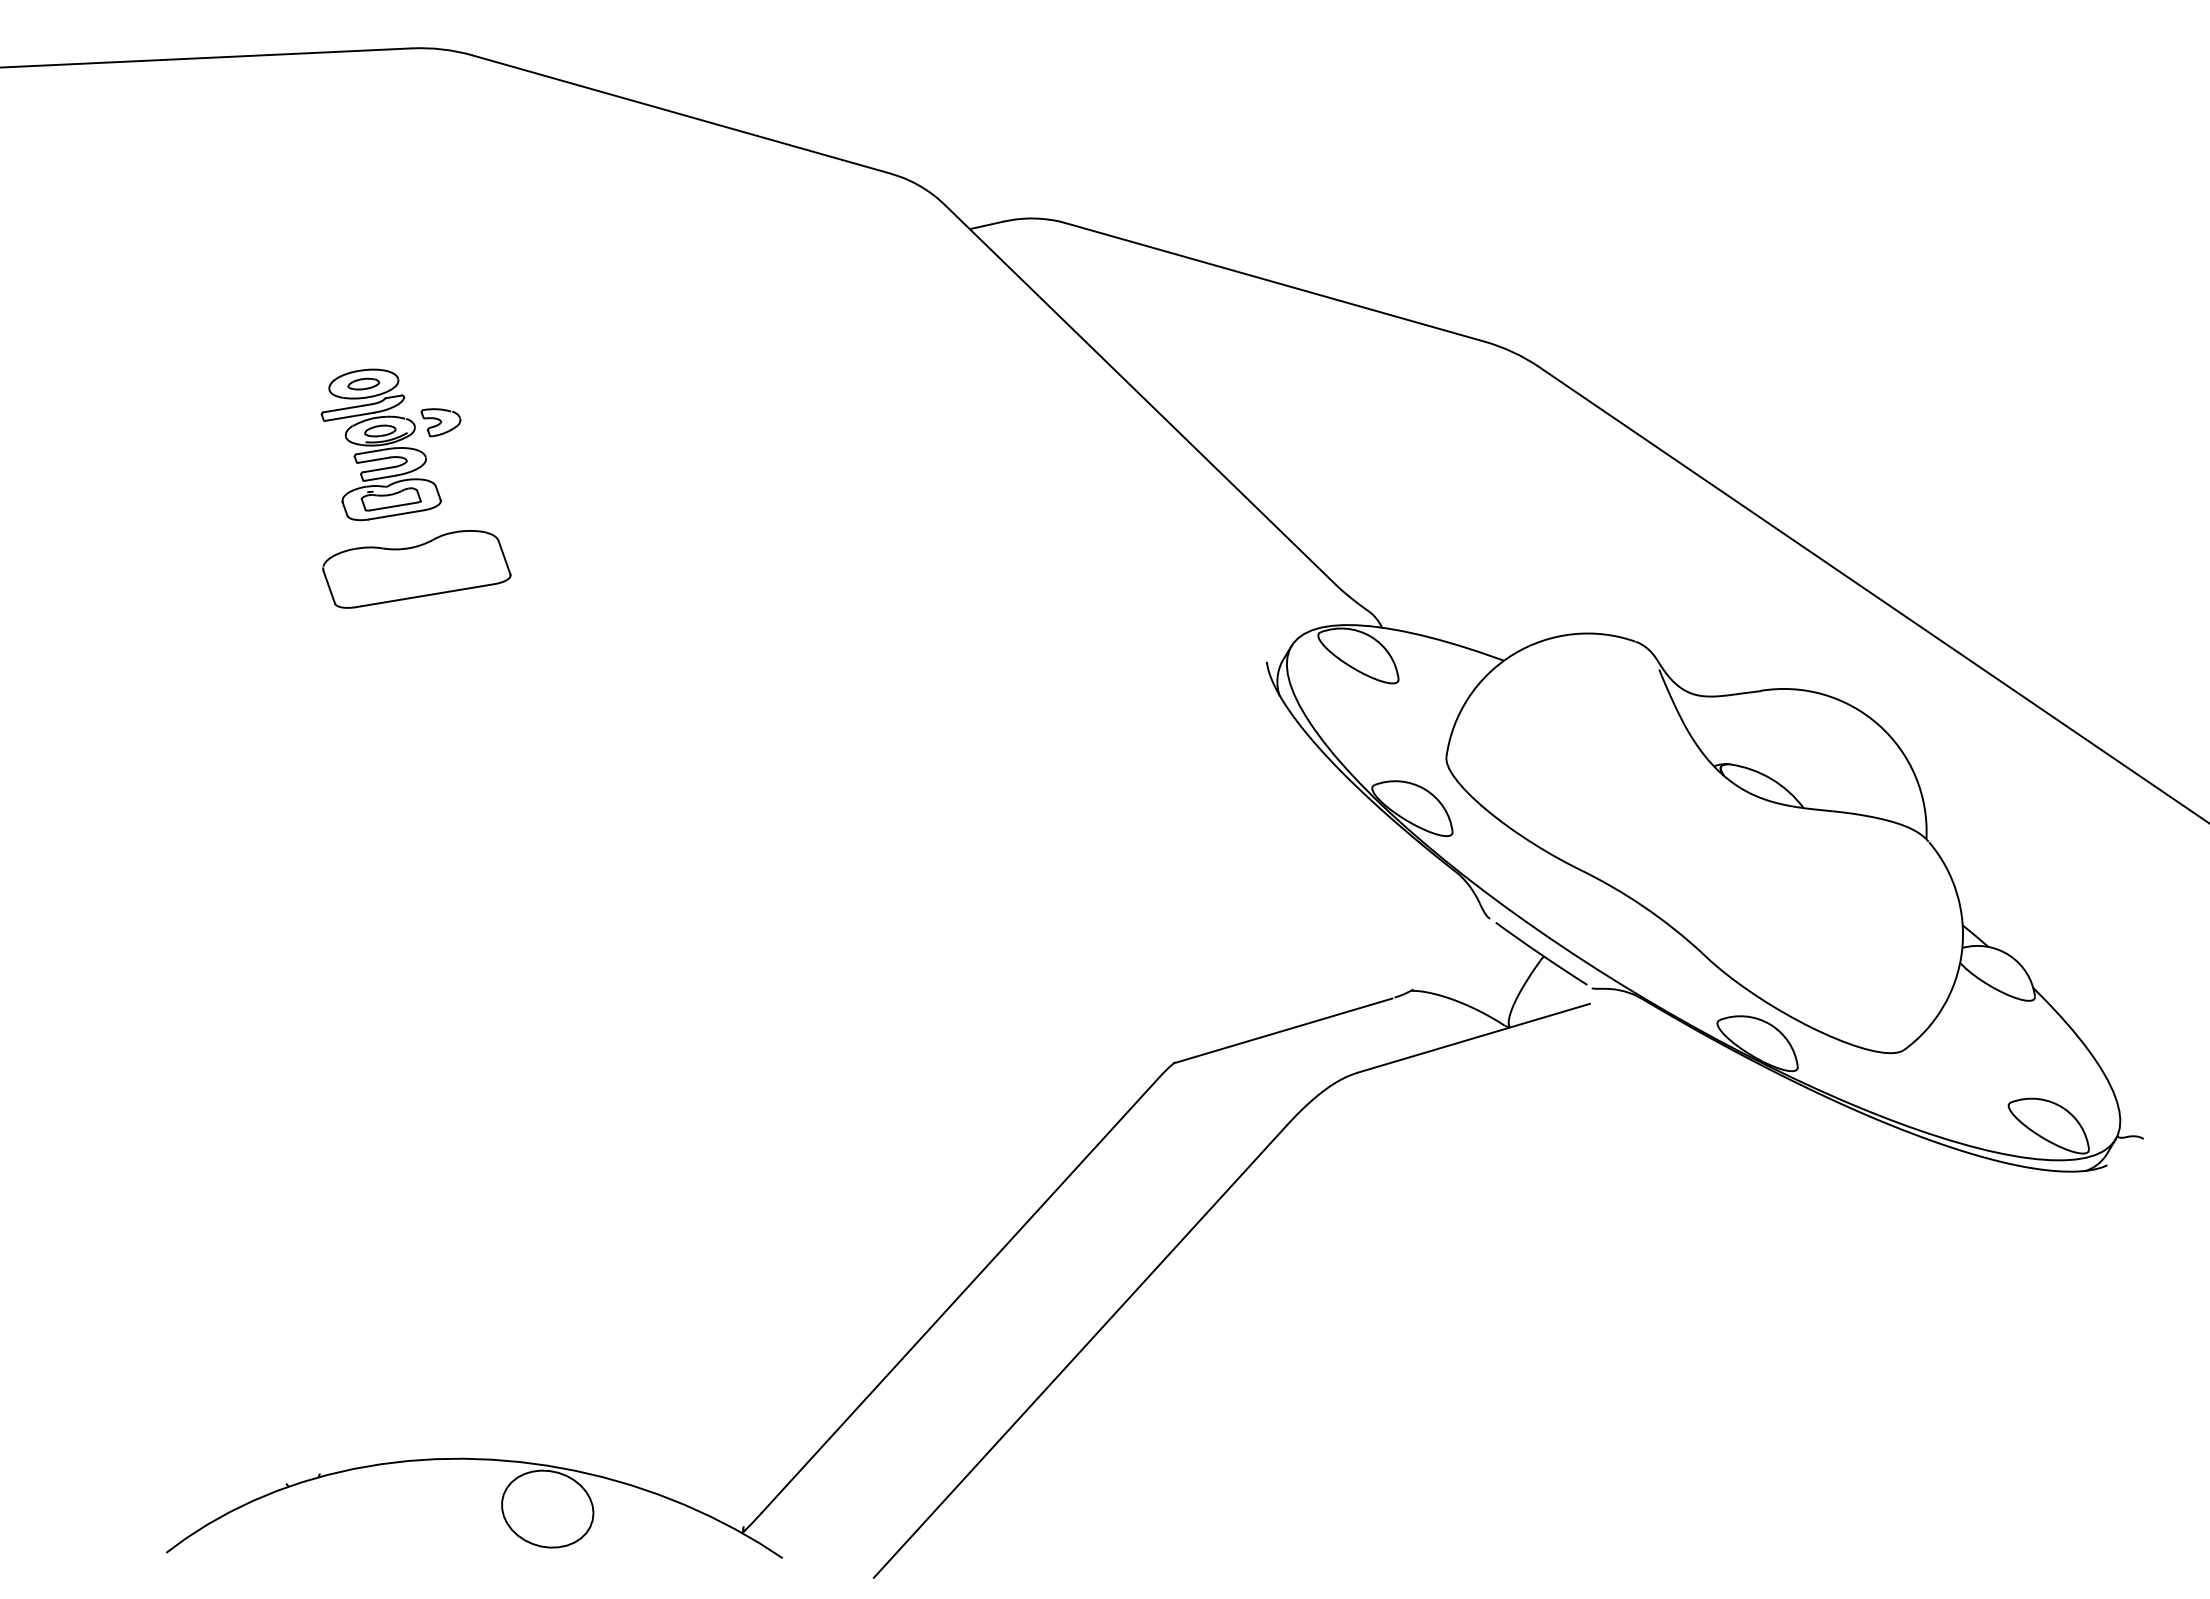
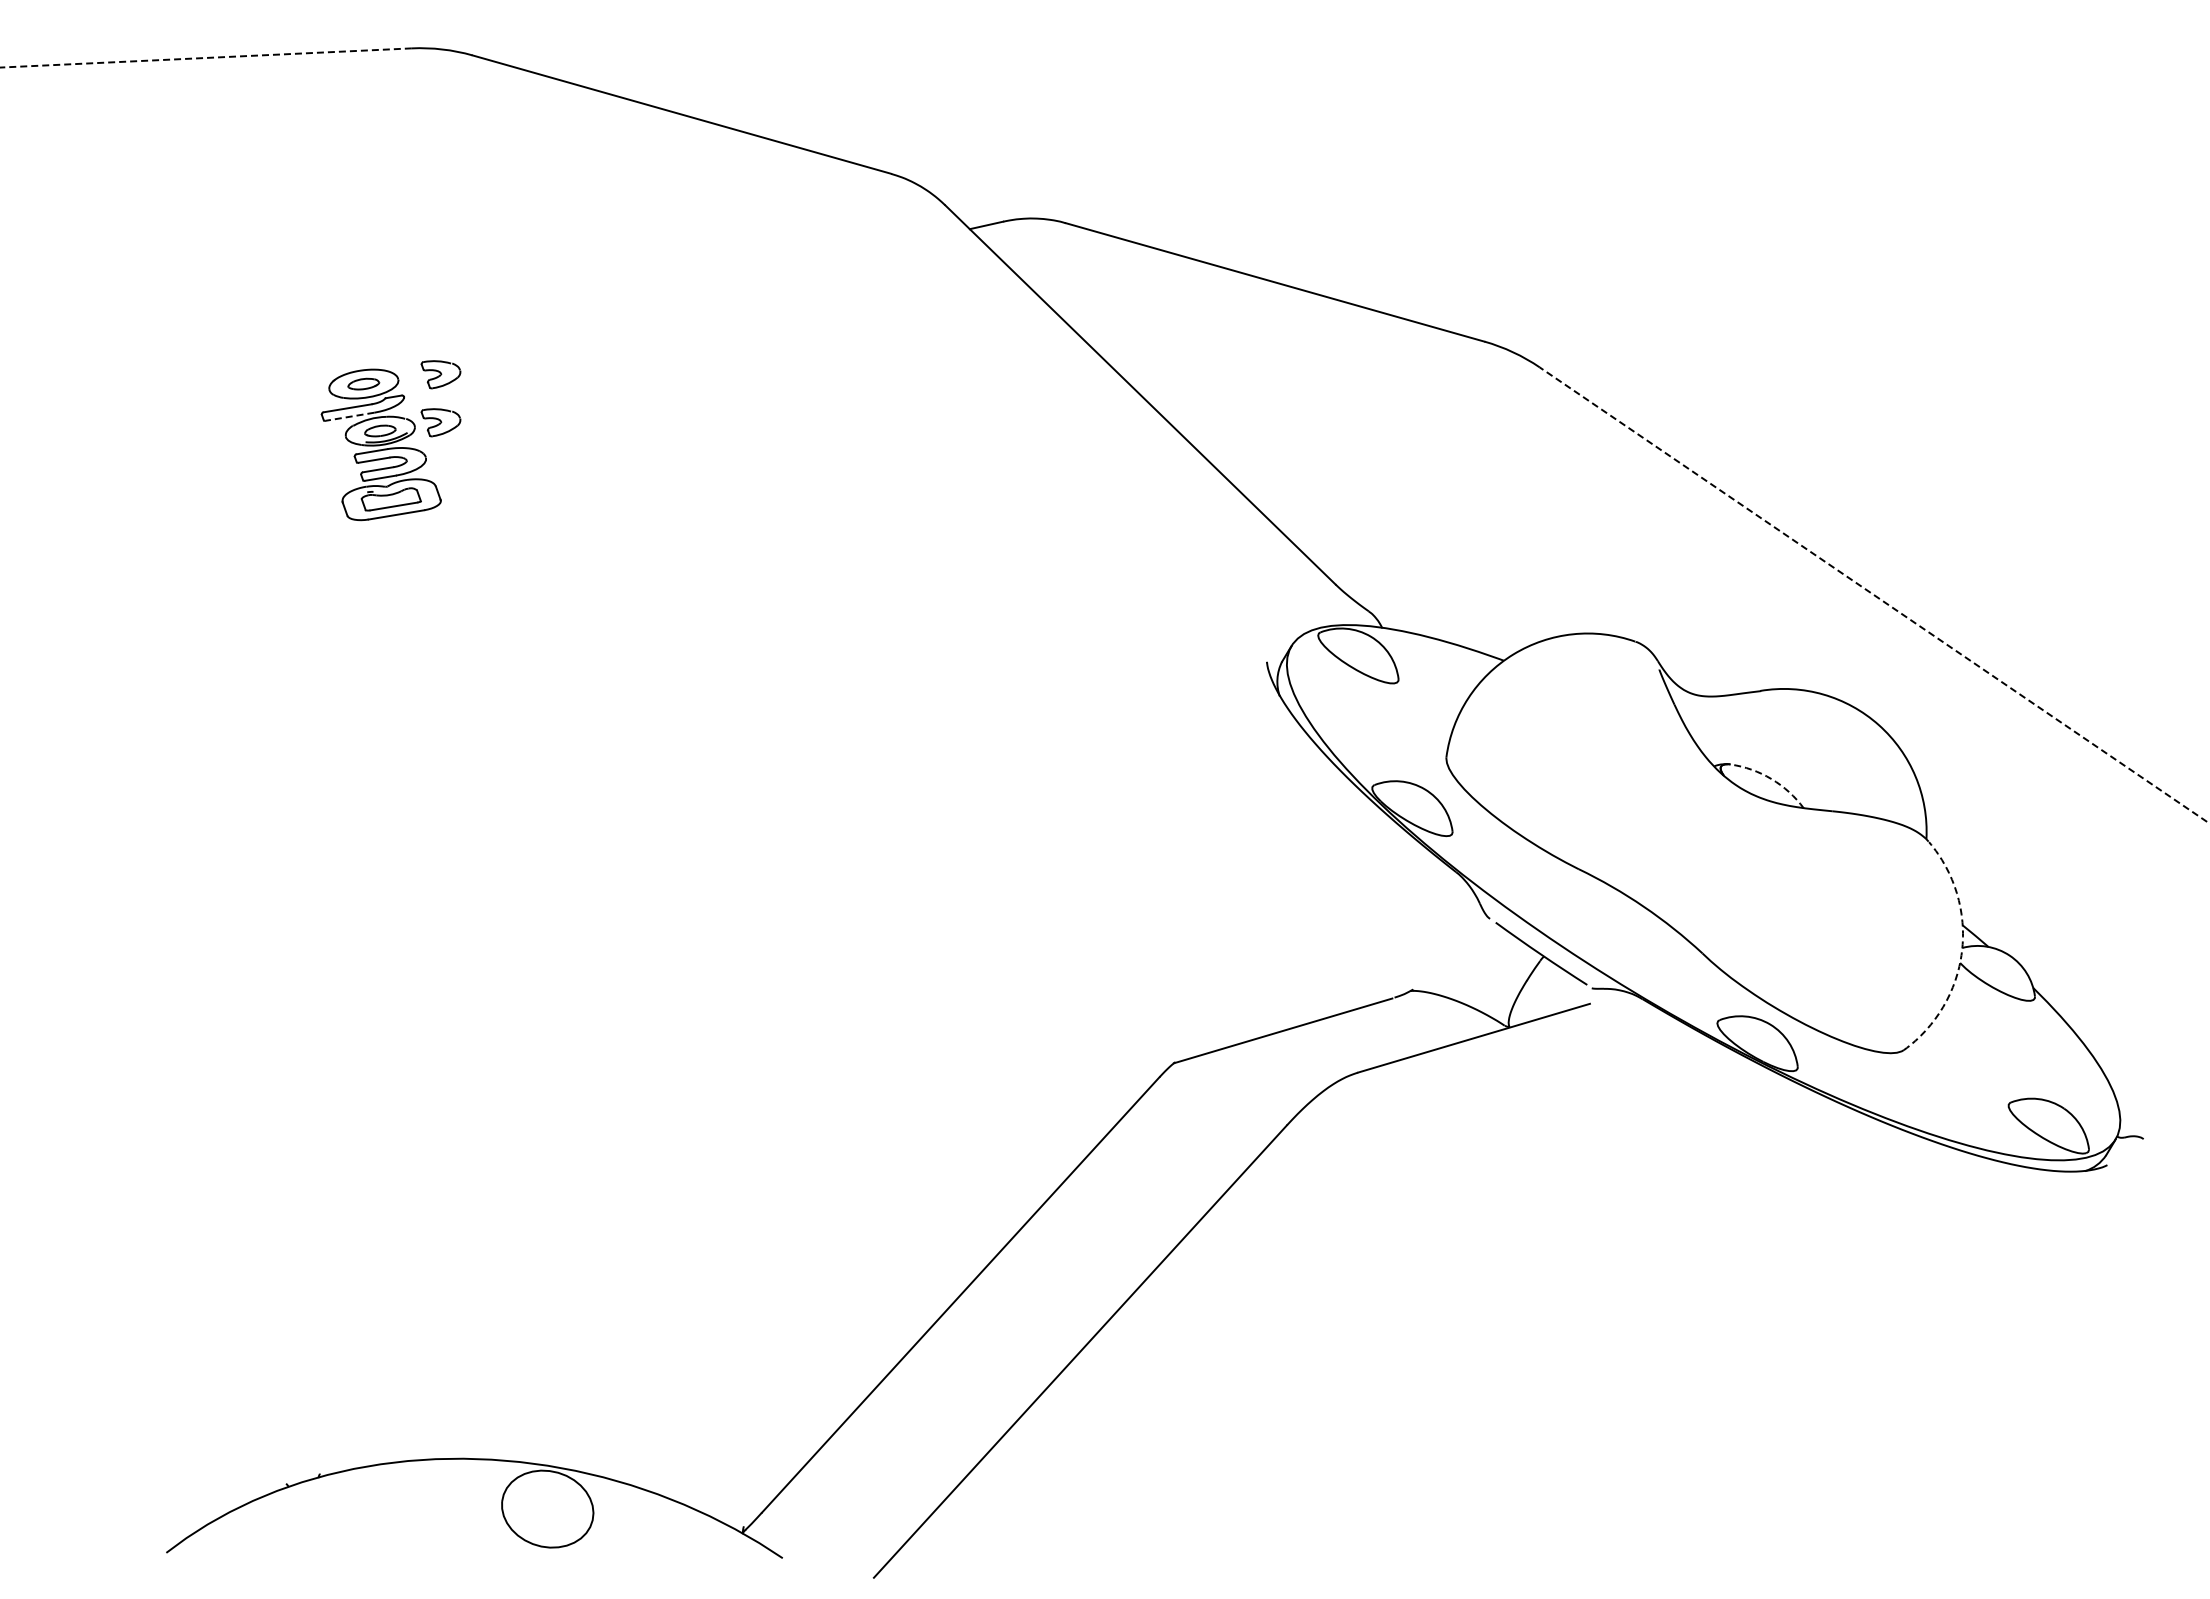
line: solid -> dashed (206, 57)
part: none -> present (440, 374)
line: solid -> dashed (350, 416)
part: present -> none (416, 569)
line: solid -> dashed (1874, 595)
arc: solid -> dashed (1771, 779)
arc: solid -> dashed (1961, 951)
